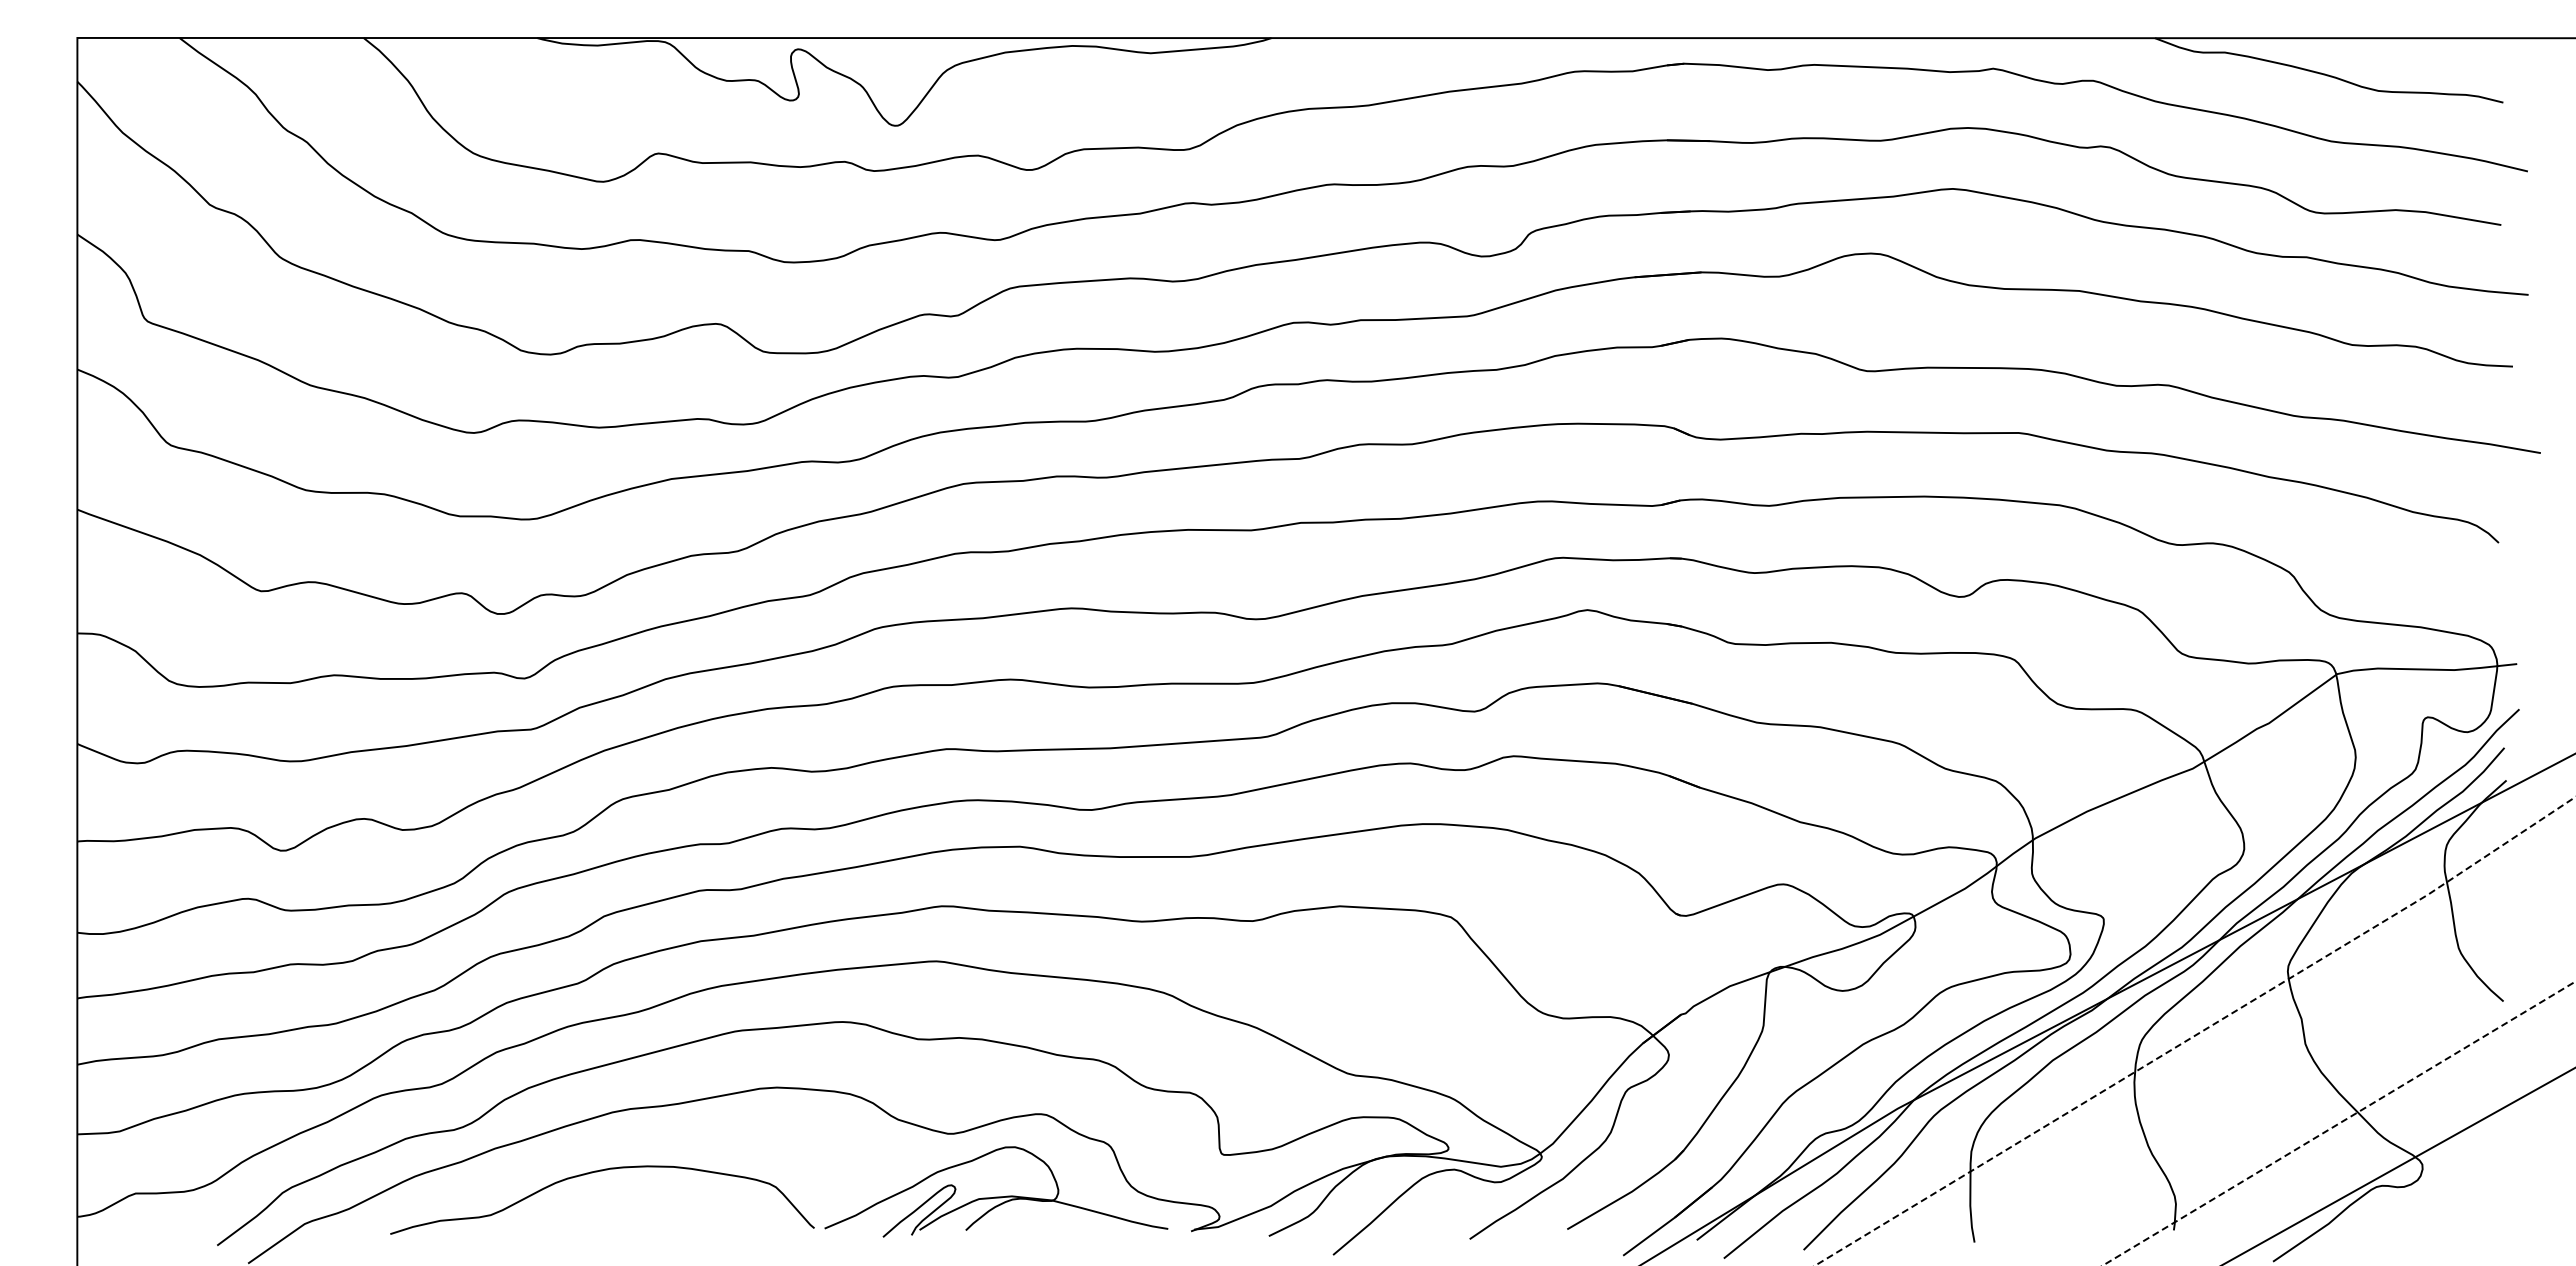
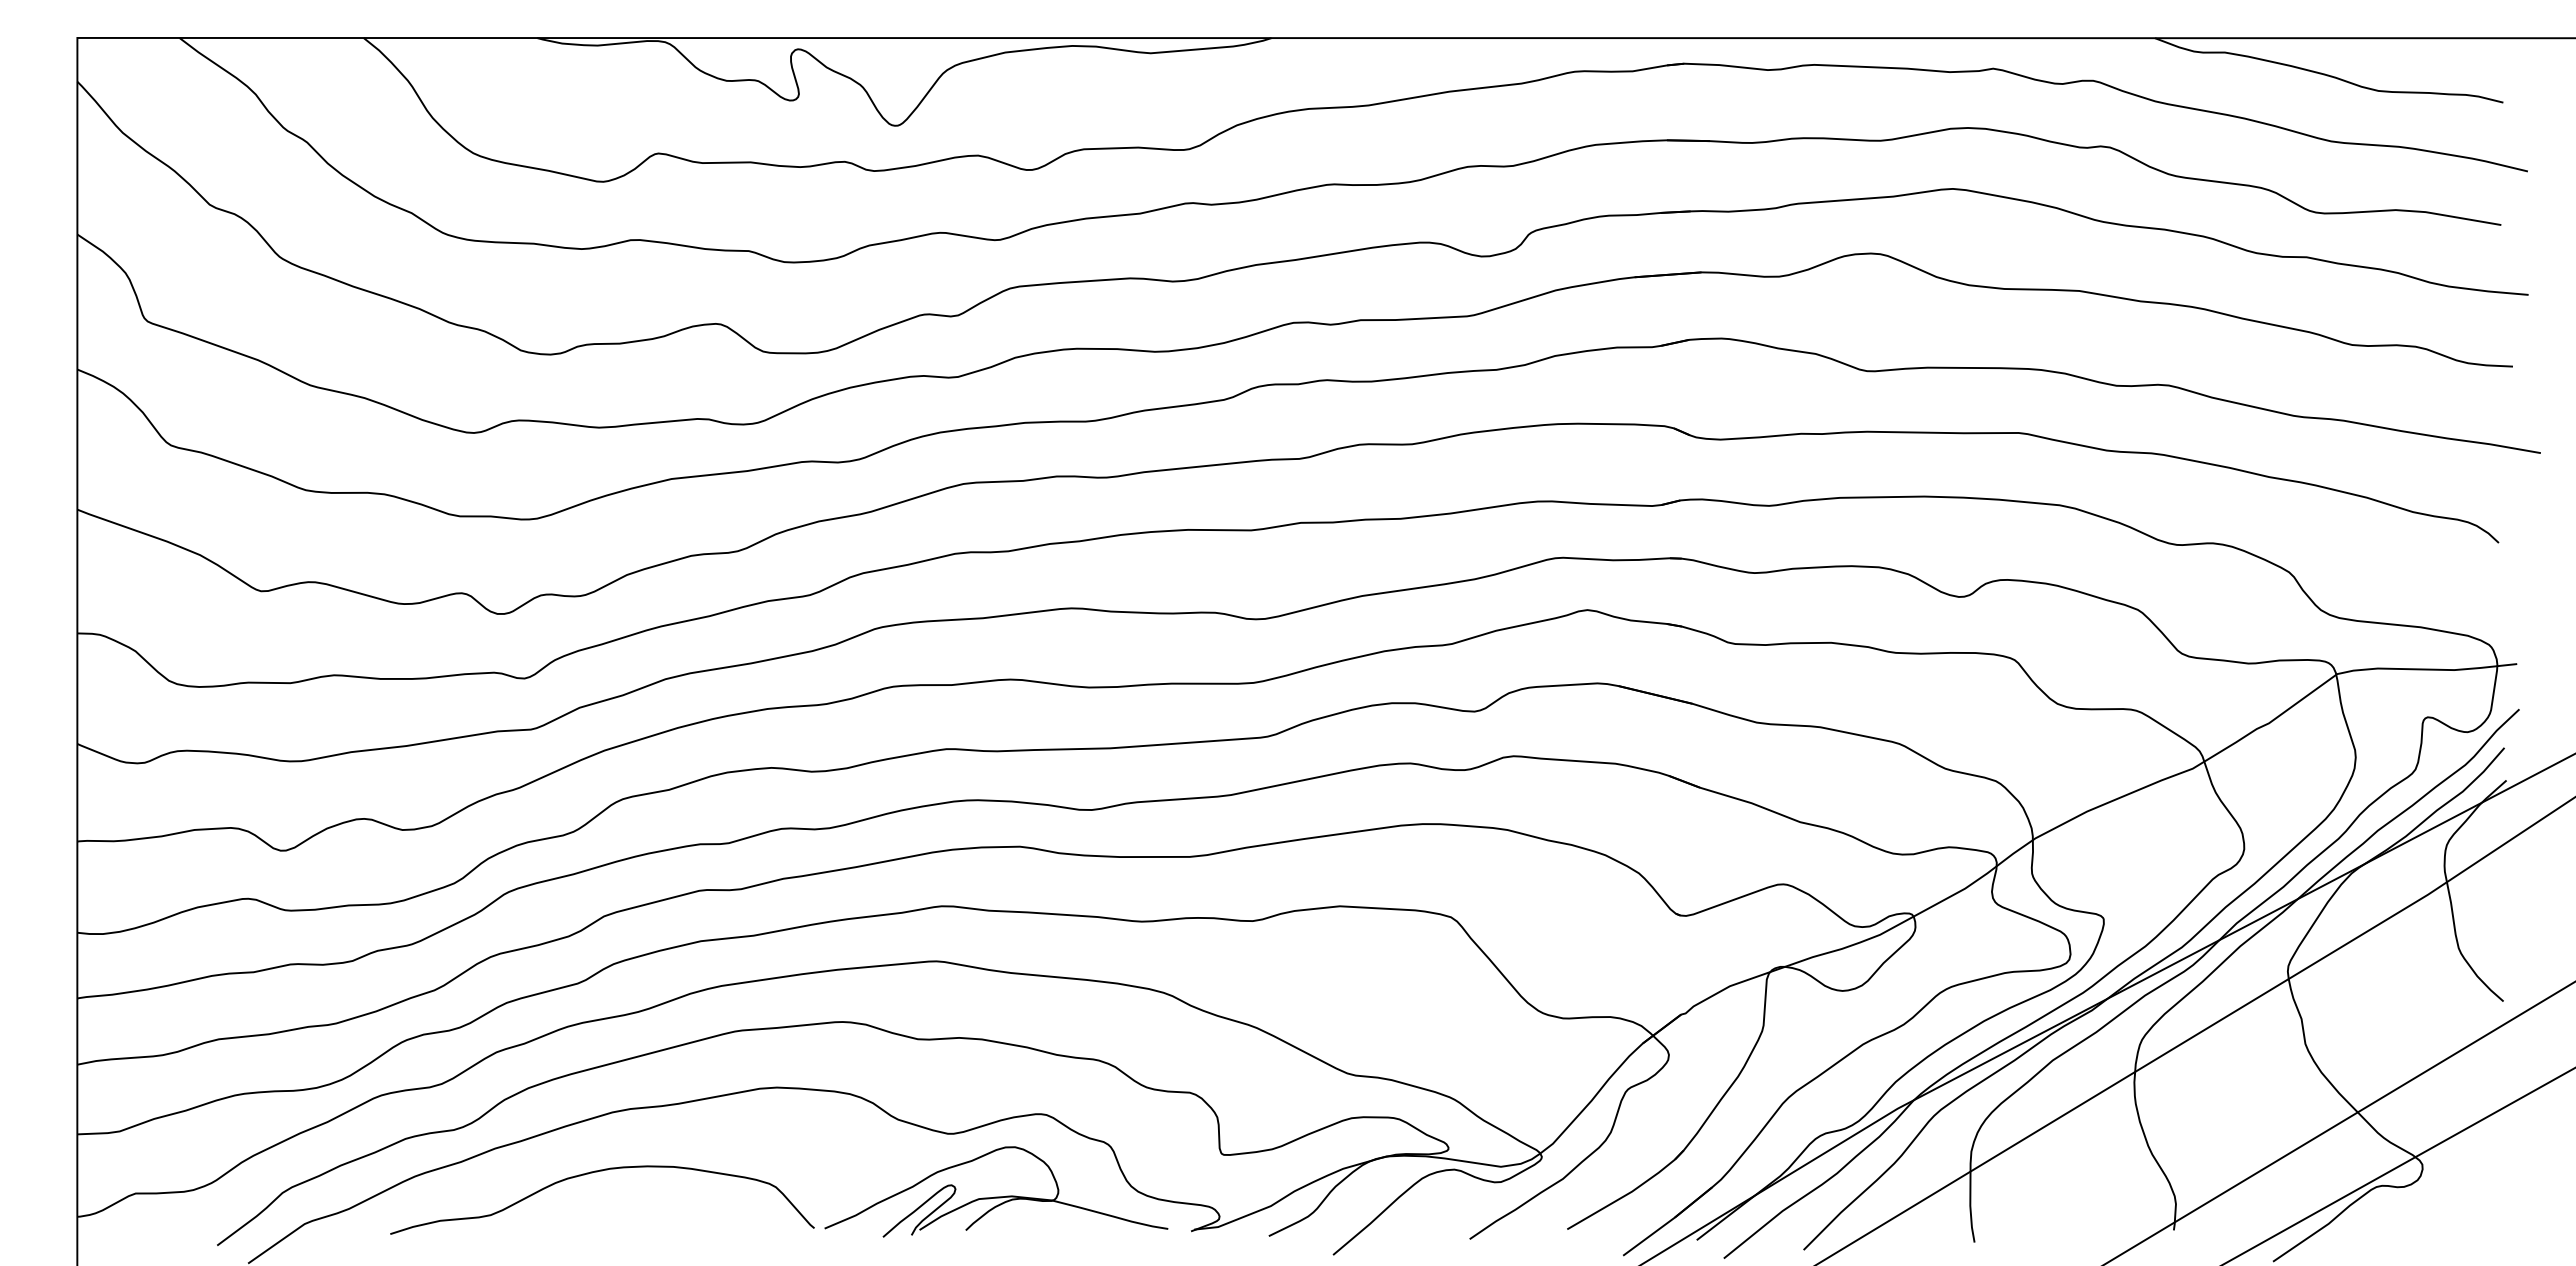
line: dashed -> solid (2197, 1034)
line: dashed -> solid (2338, 1123)
